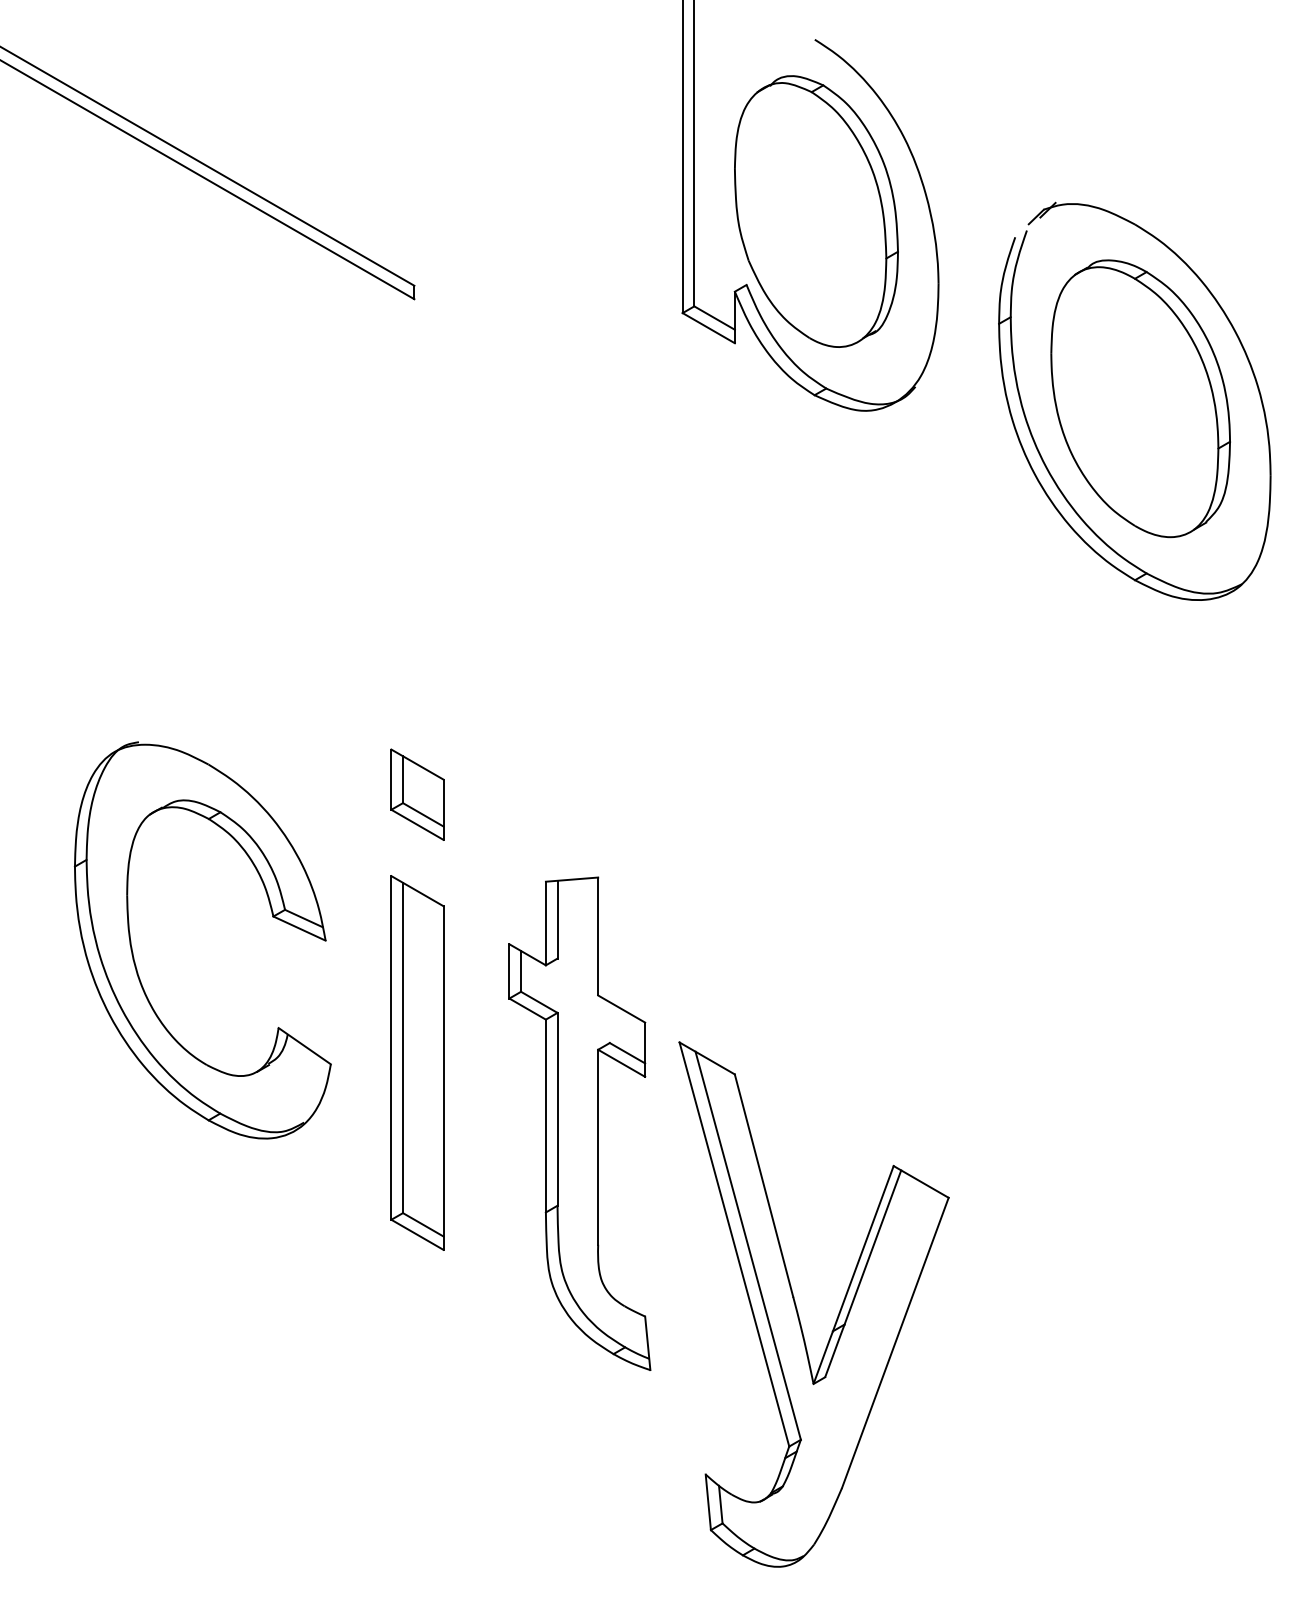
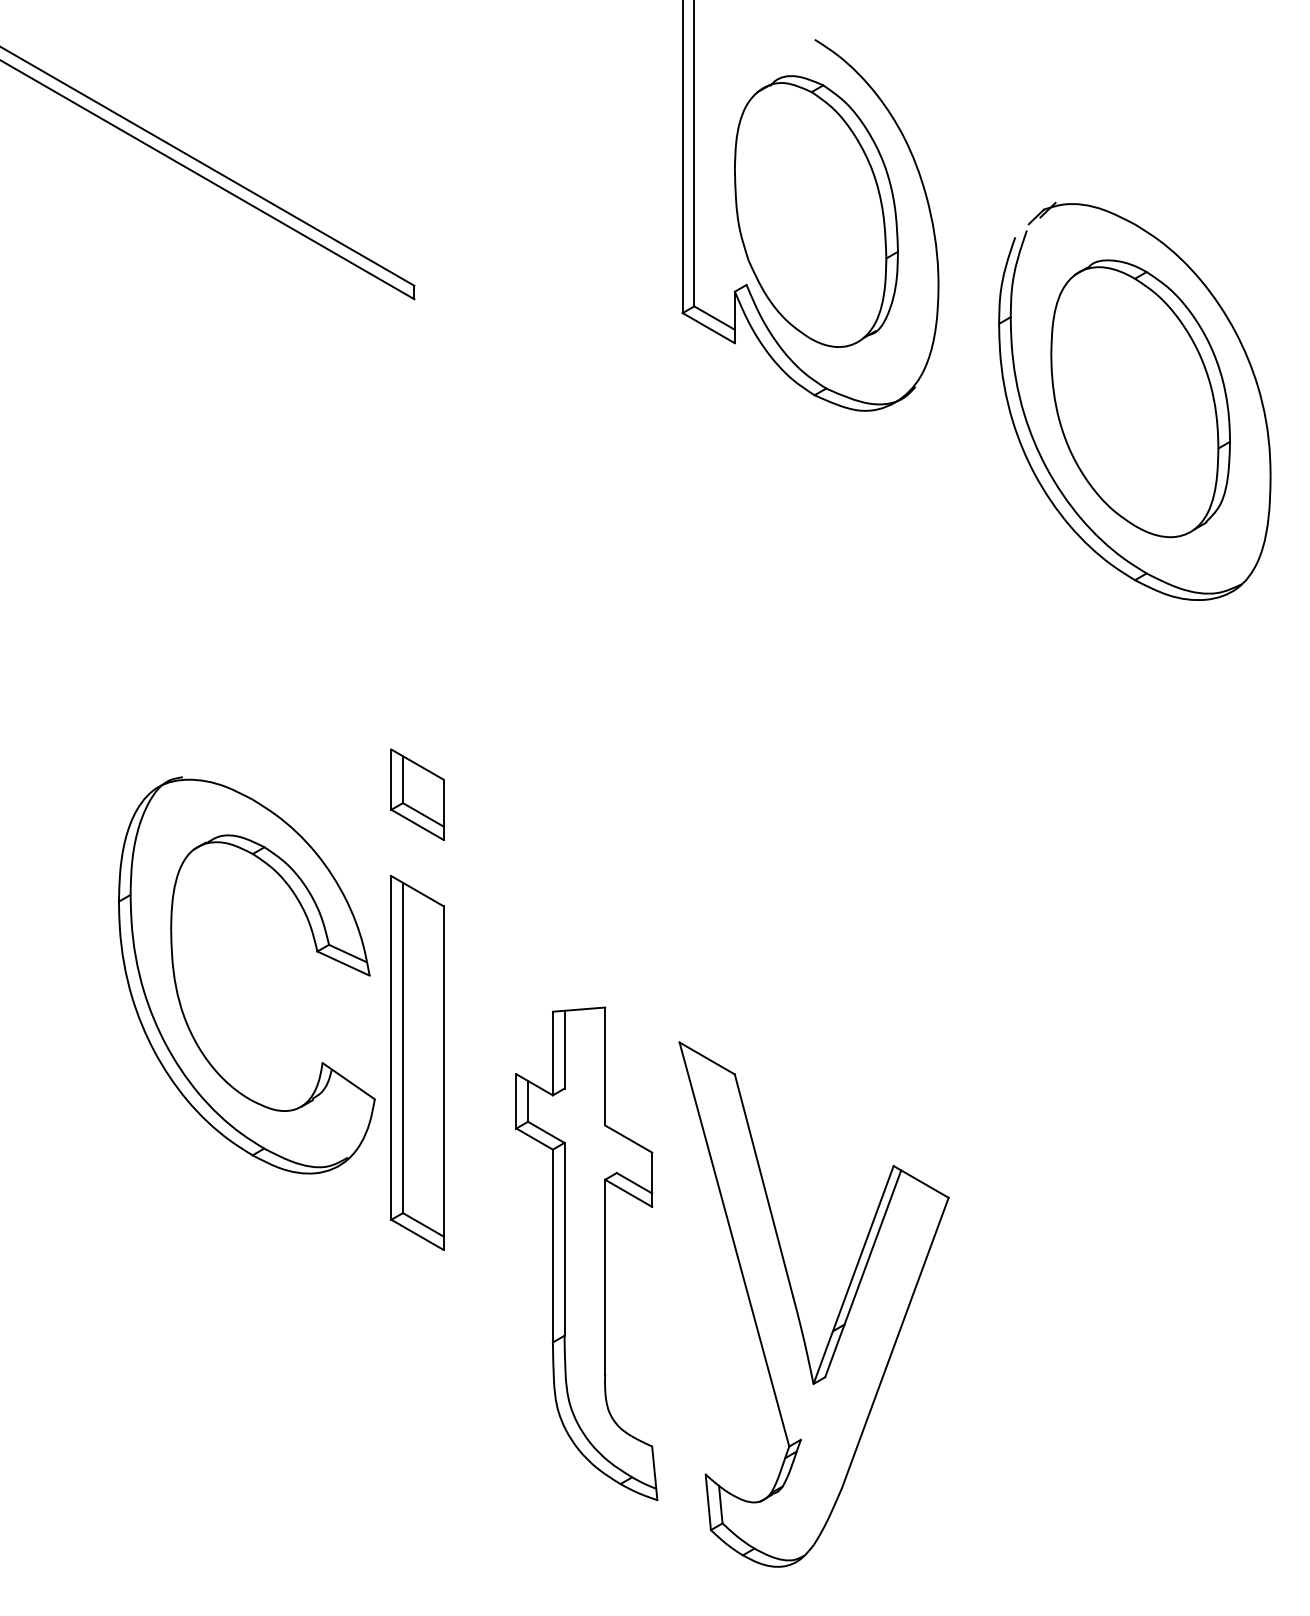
part position: (133, 952) -> (177, 987) (177, 987)
part position: (579, 1123) -> (586, 1253) (586, 1253)
line: present -> none (747, 1245)
